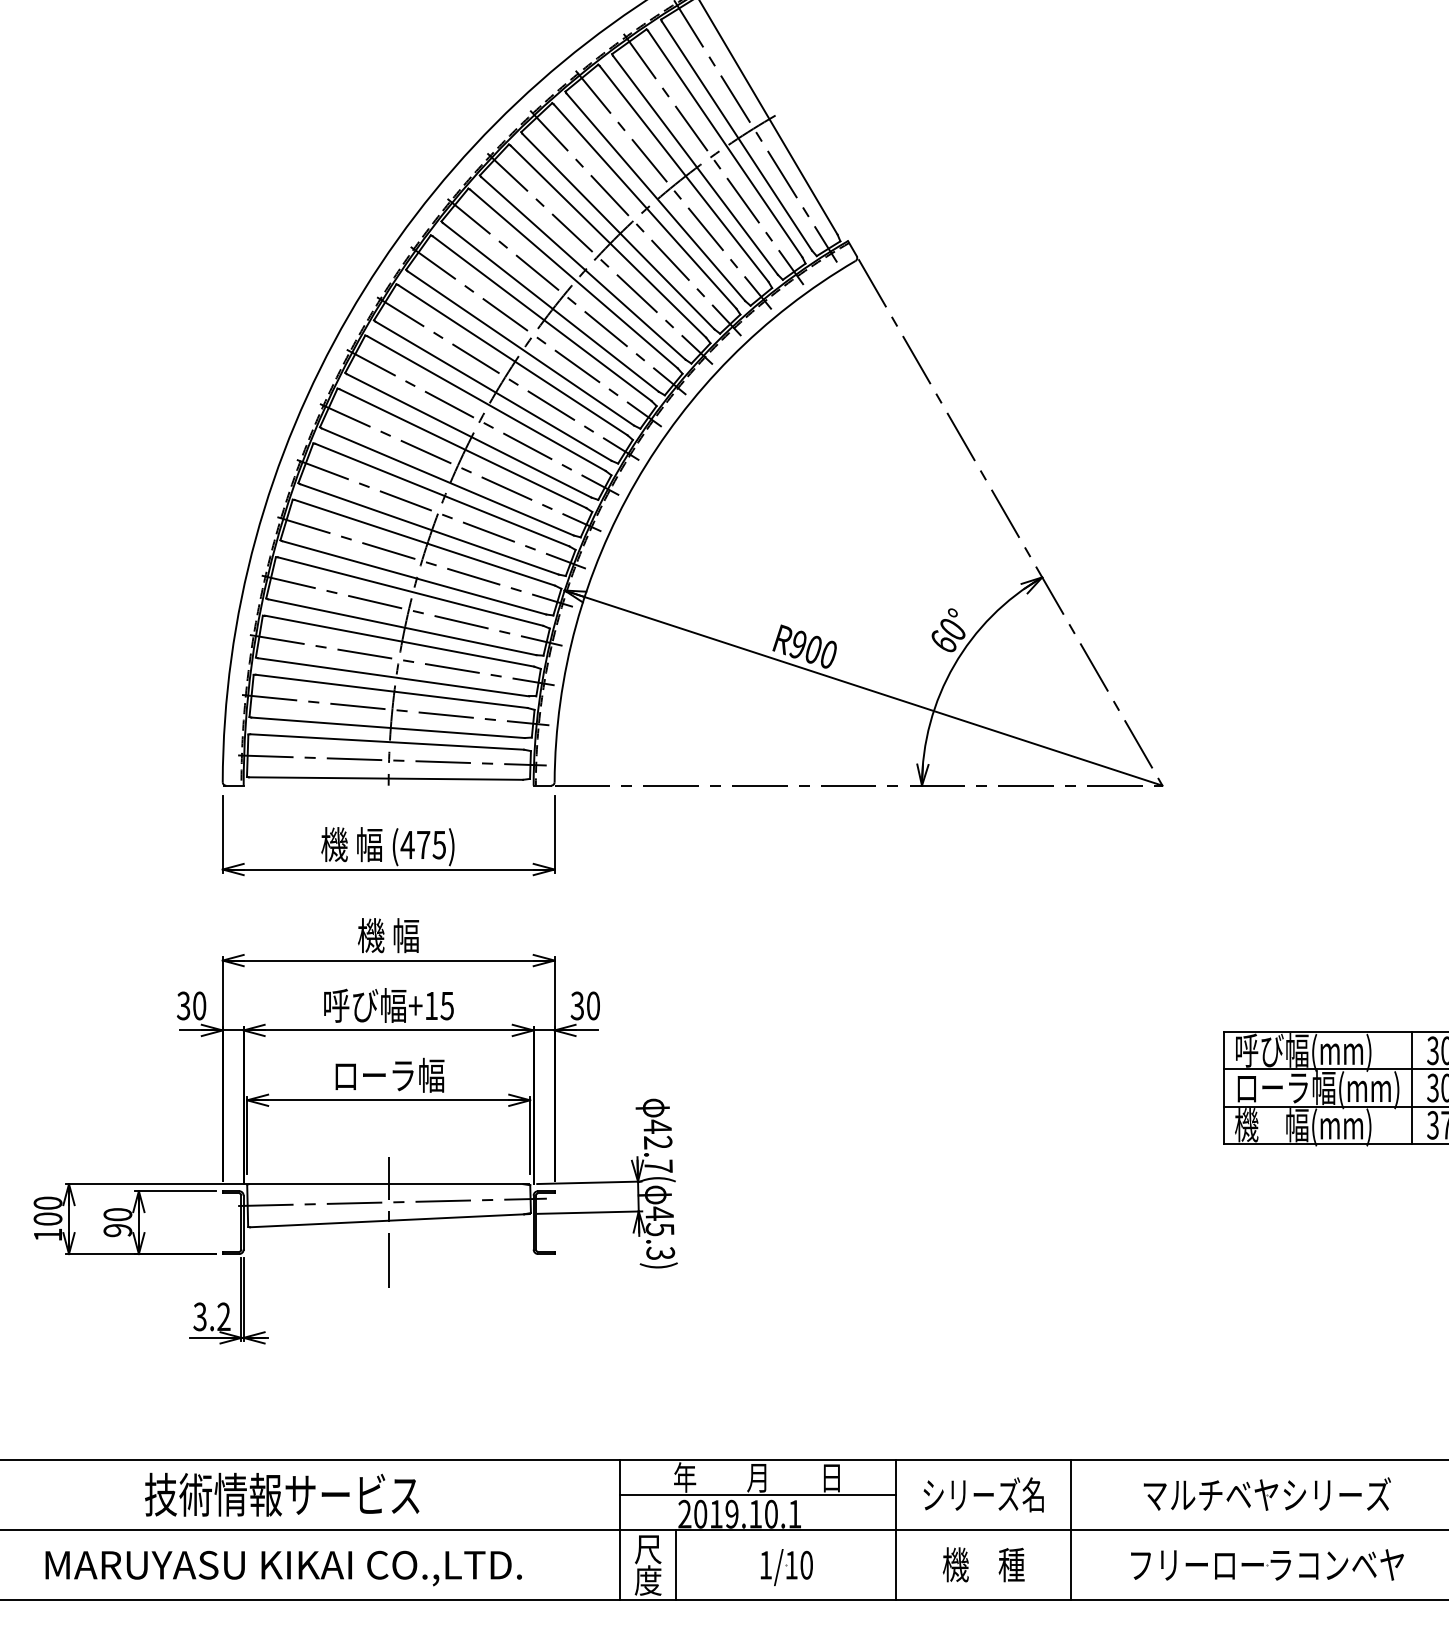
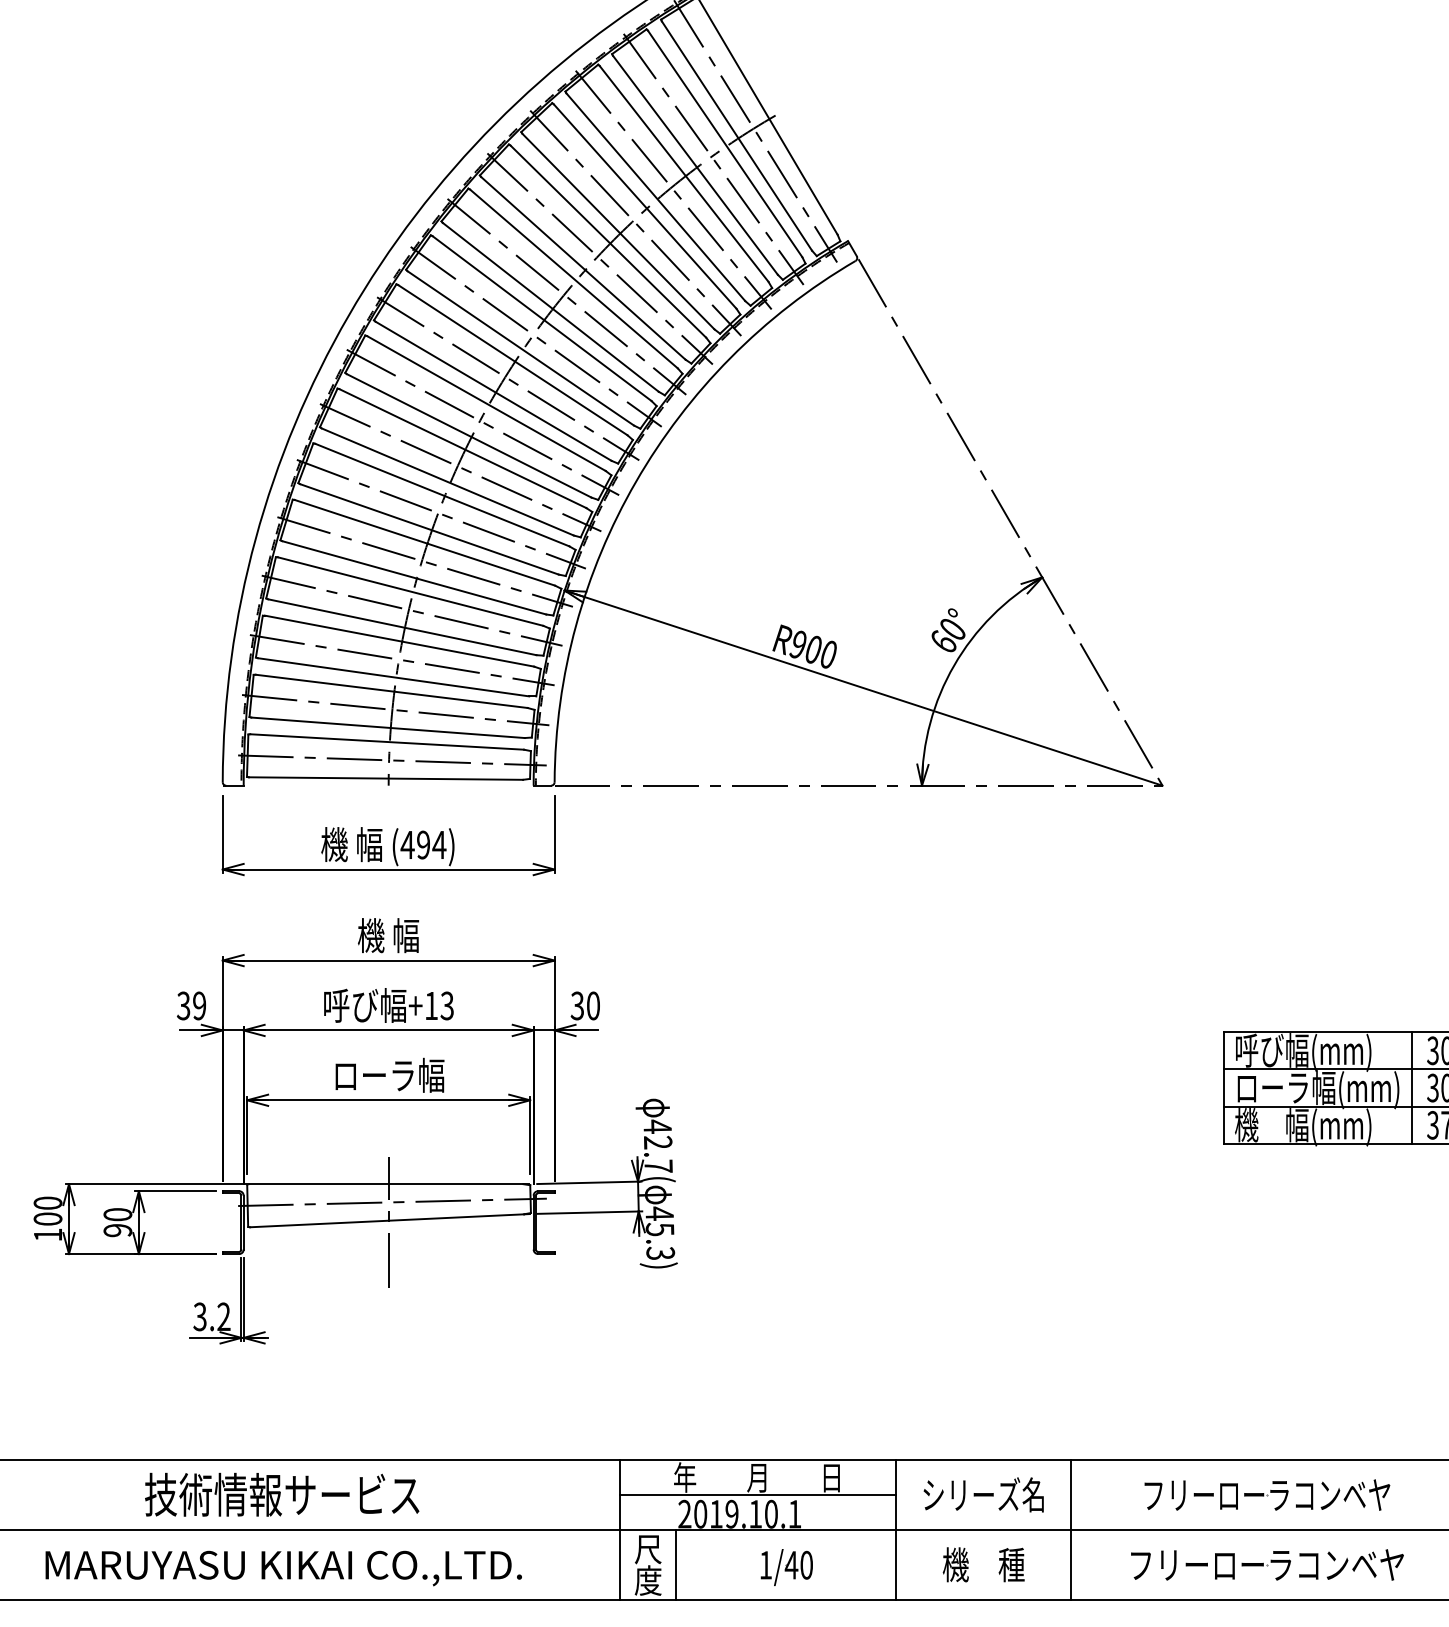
text: (475) -> (494) (431, 844)
text: 30 -> 39 (199, 1005)
text: +15 -> +13 (447, 1005)
text: マルチベヤシリーズ -> フリーローラコンベヤ (1266, 1493)
text: 1/10 -> 1/40 (791, 1565)
